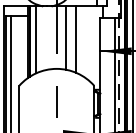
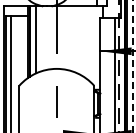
line: present -> none (66, 37)
line: present -> none (75, 39)
line: solid -> dashed (133, 66)
